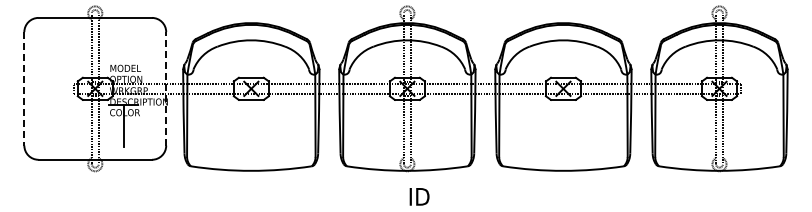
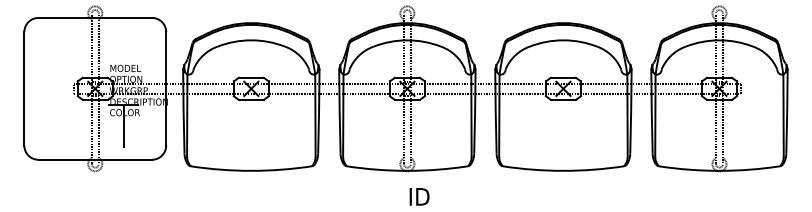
line: dashed -> solid (24, 88)
line: dashed -> solid (166, 88)
